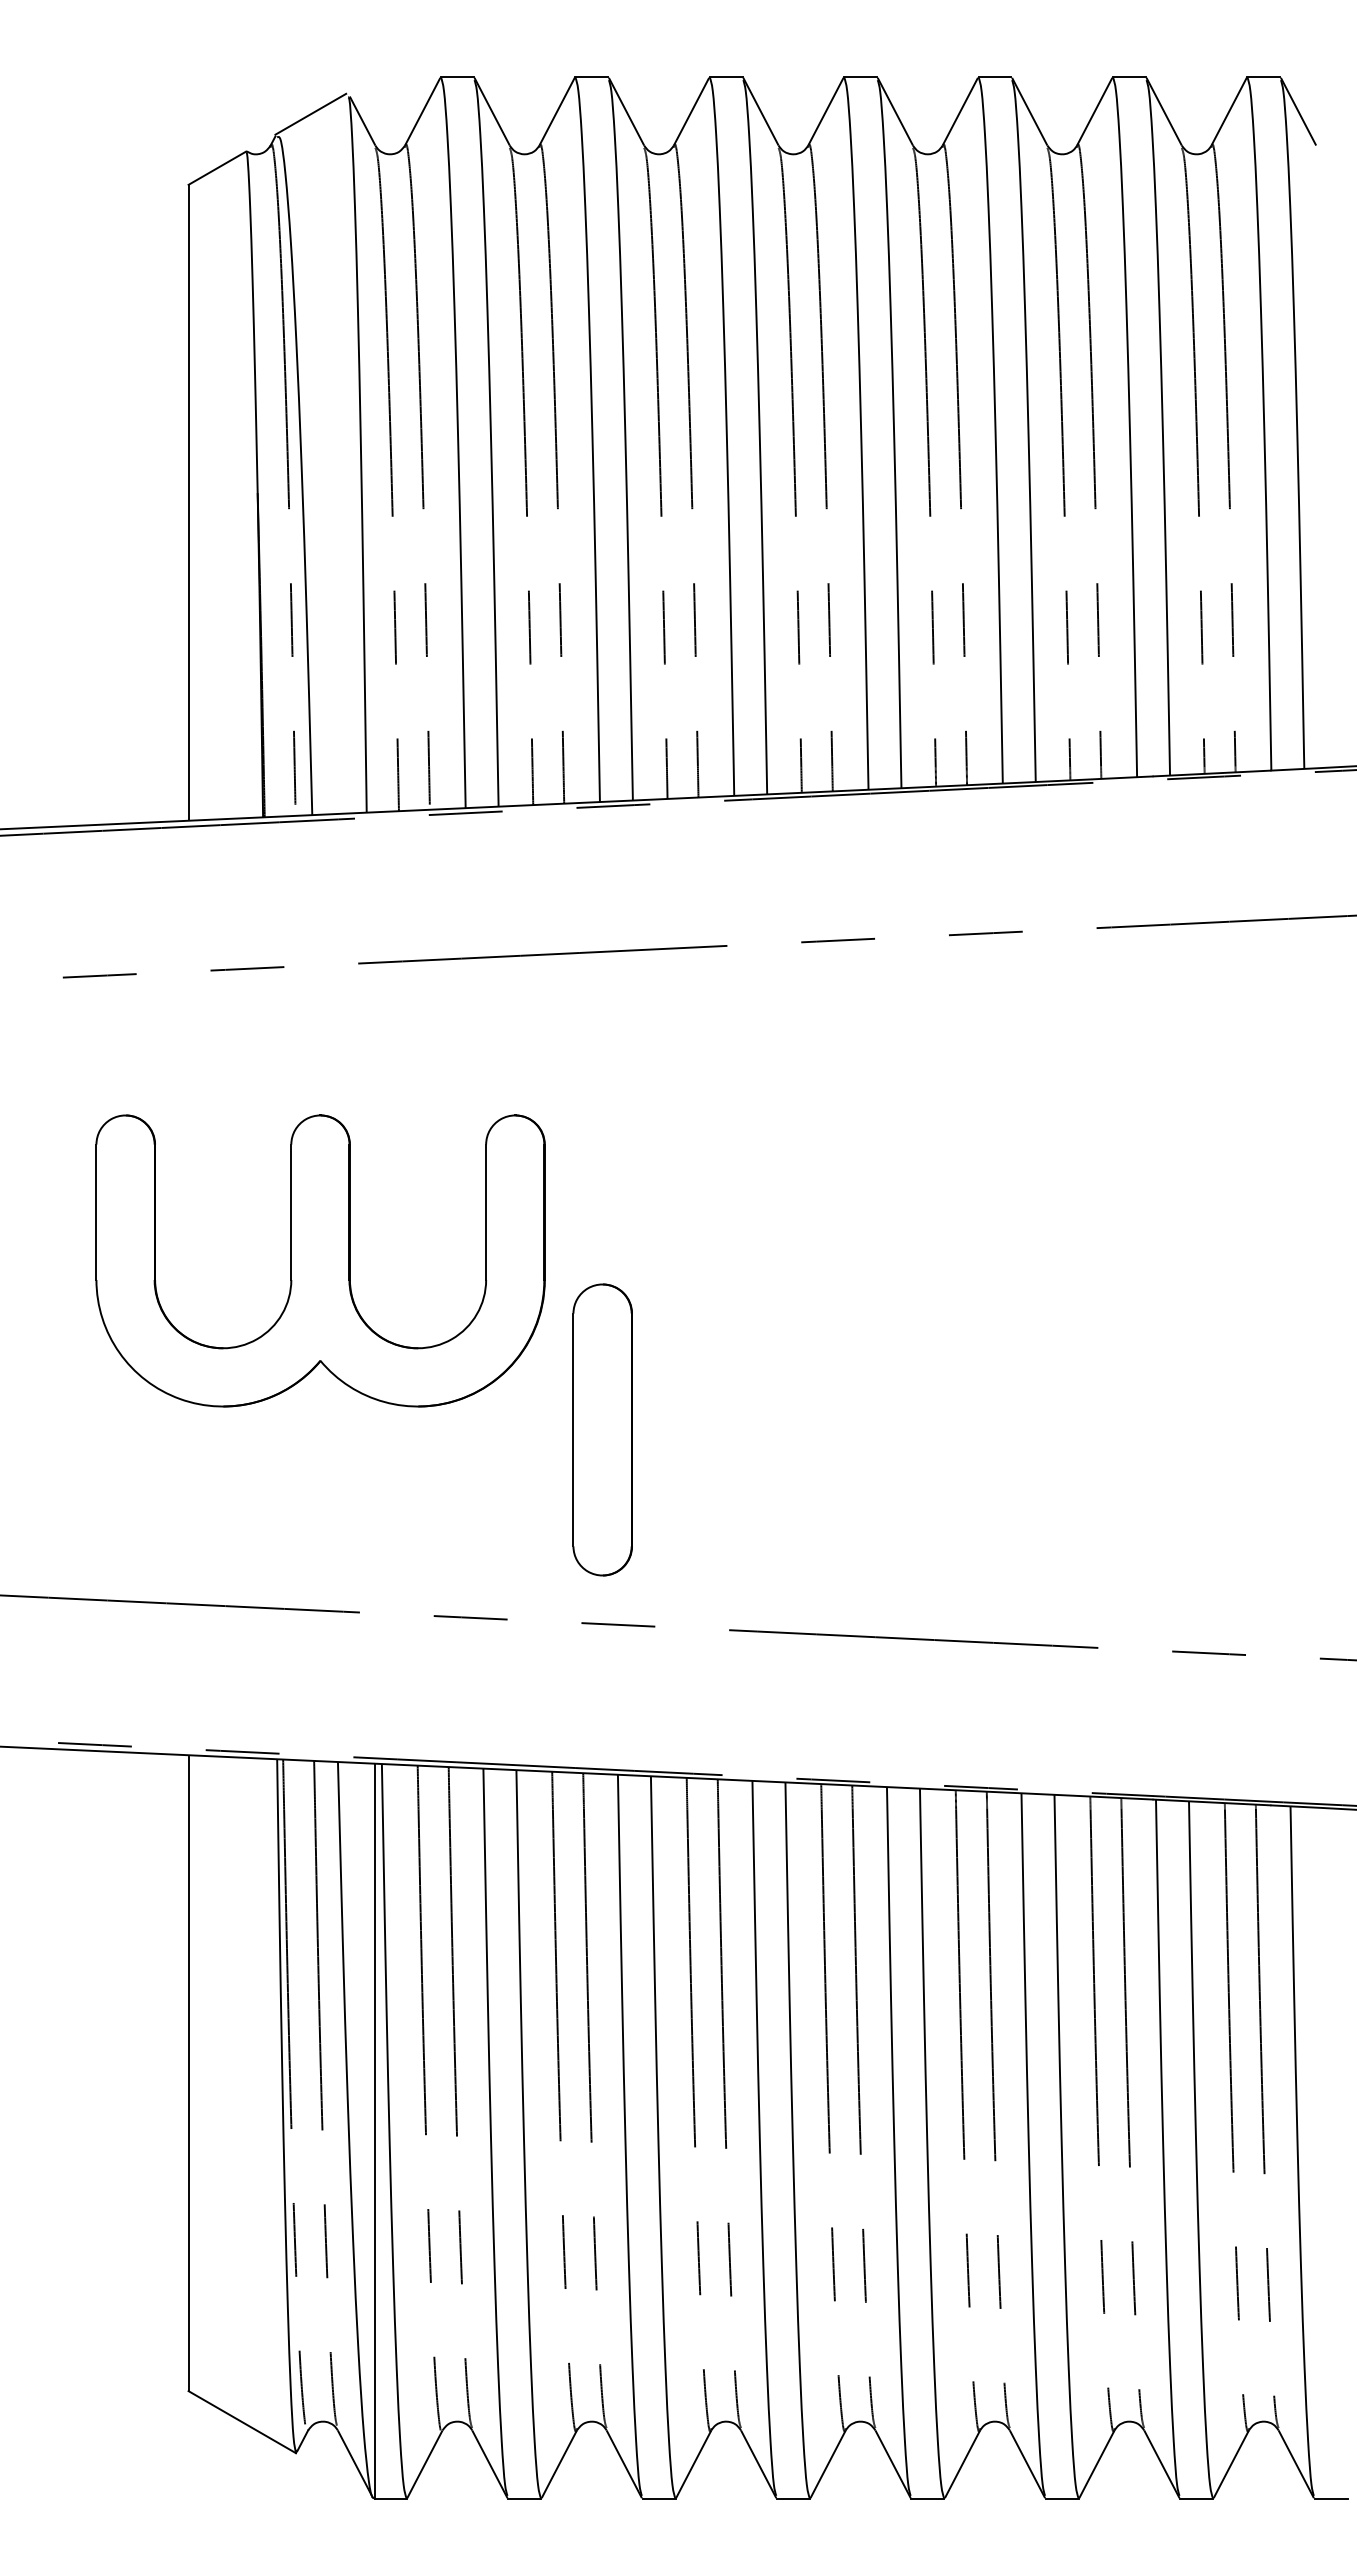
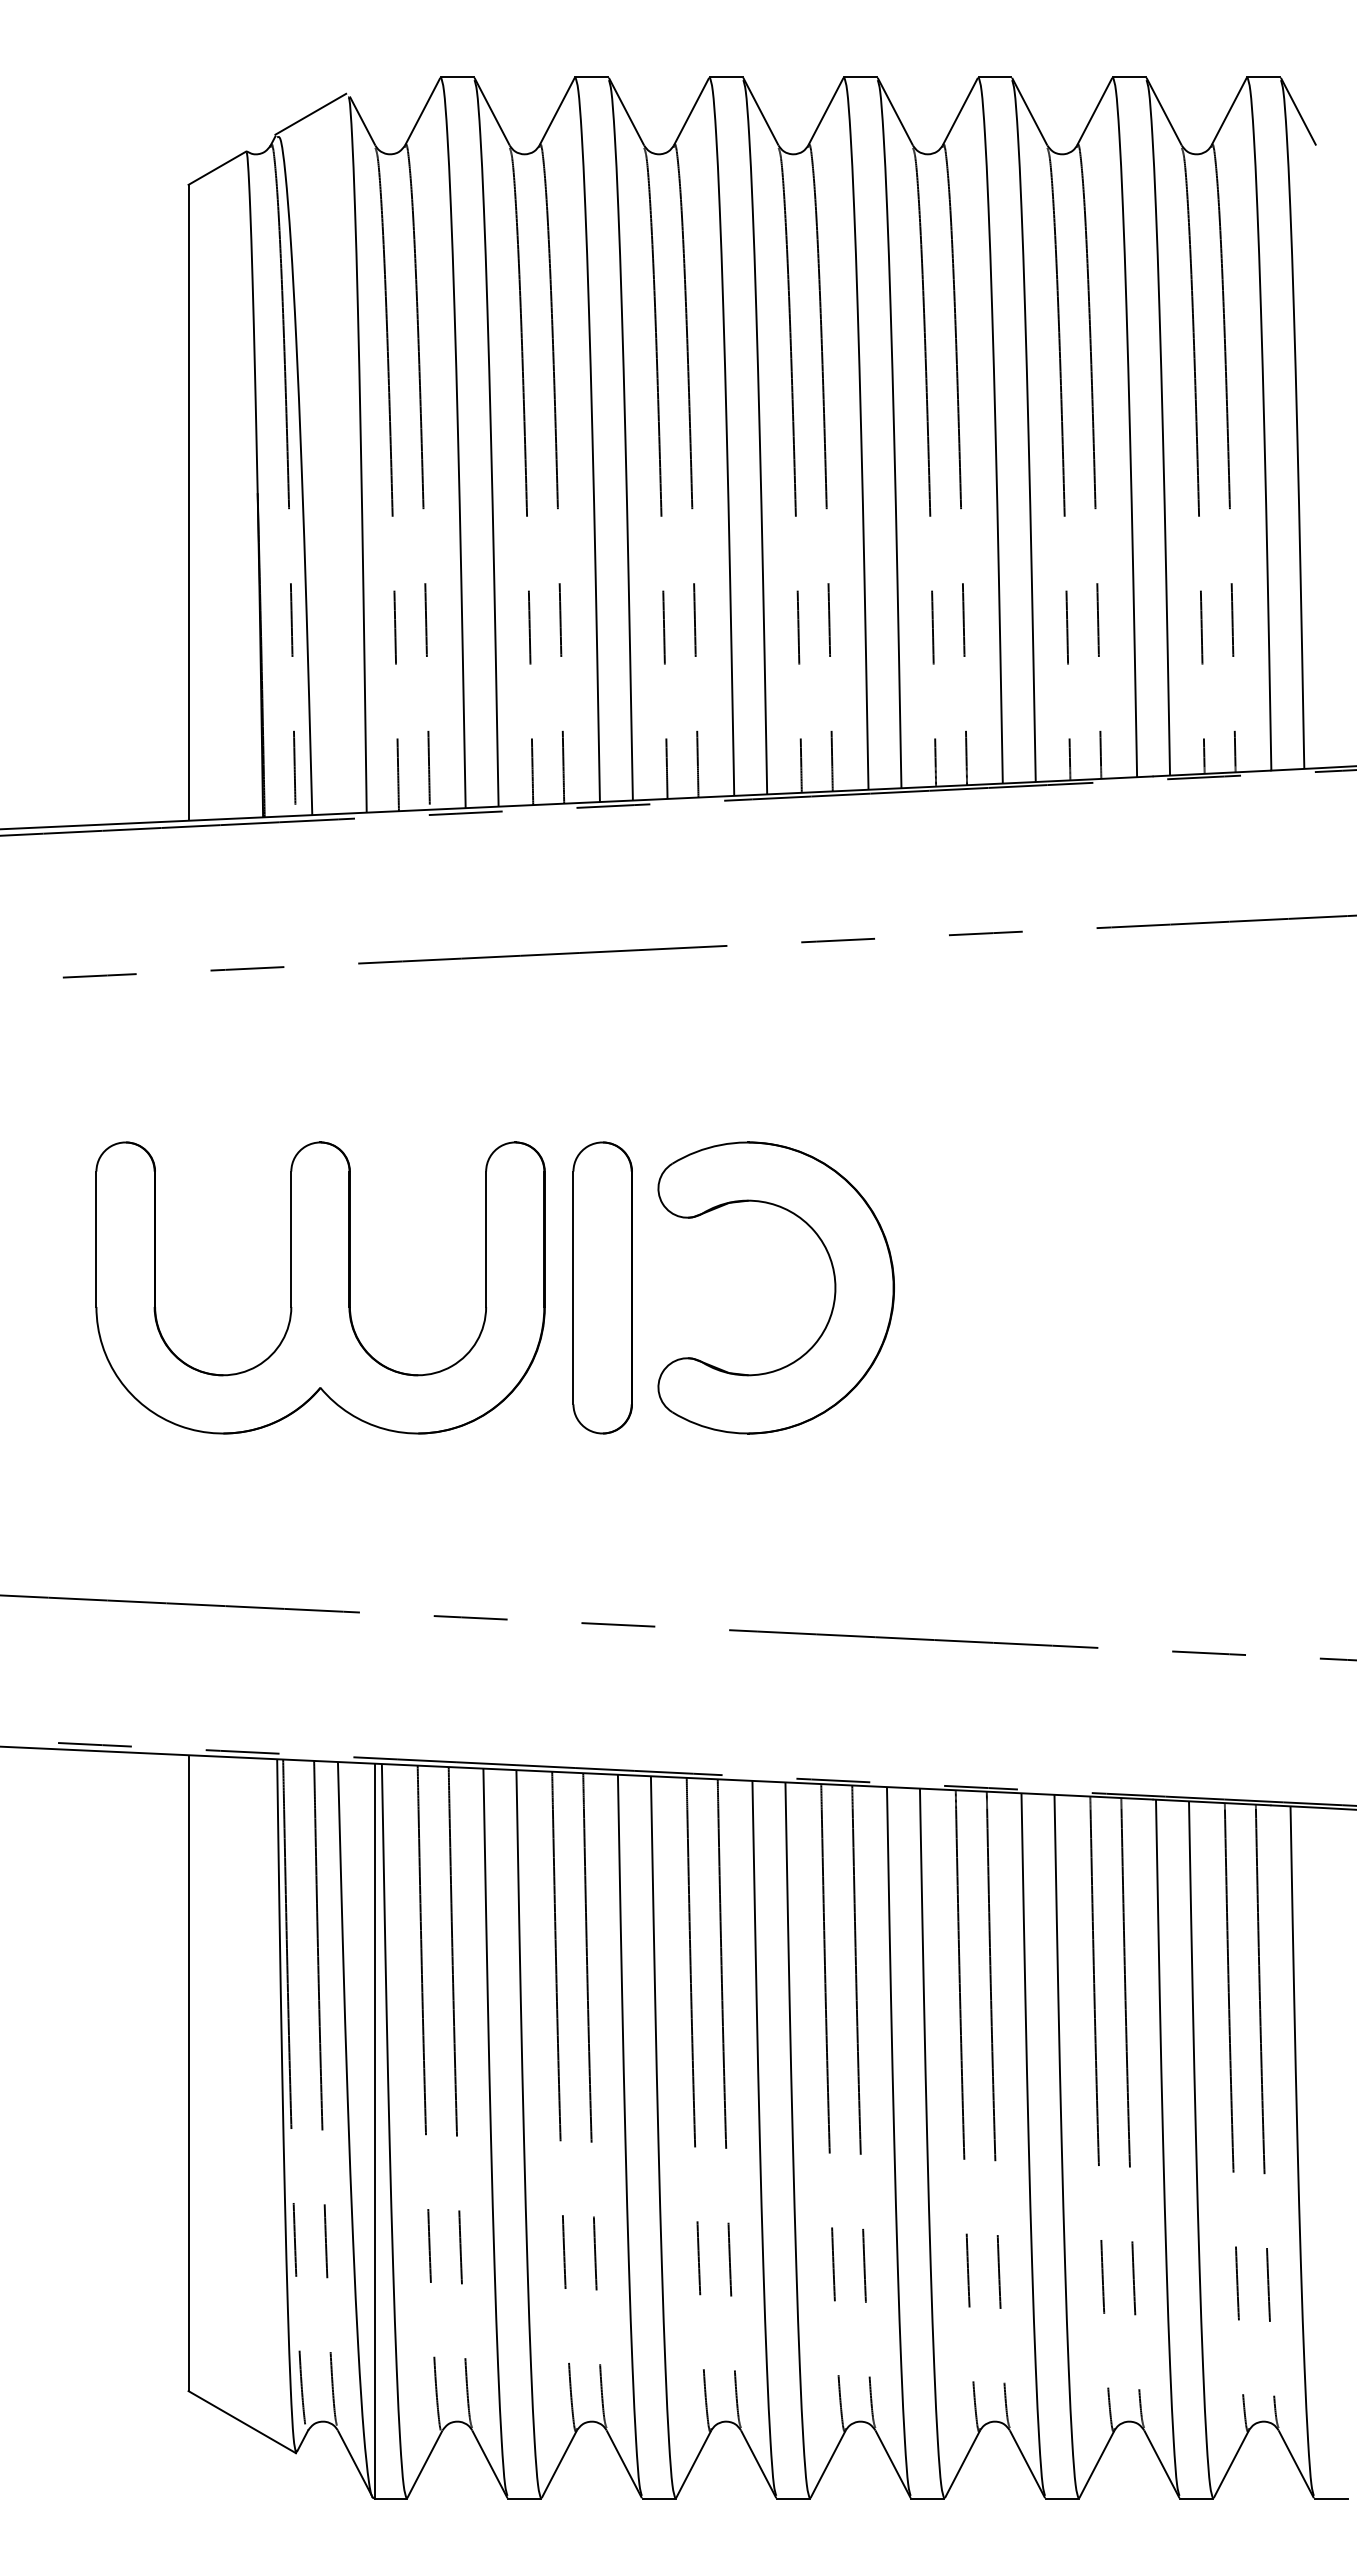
part position: (320, 1260) -> (320, 1287) (320, 1287)
part: none -> present (833, 1277)
part position: (602, 1429) -> (602, 1287) (602, 1287)
